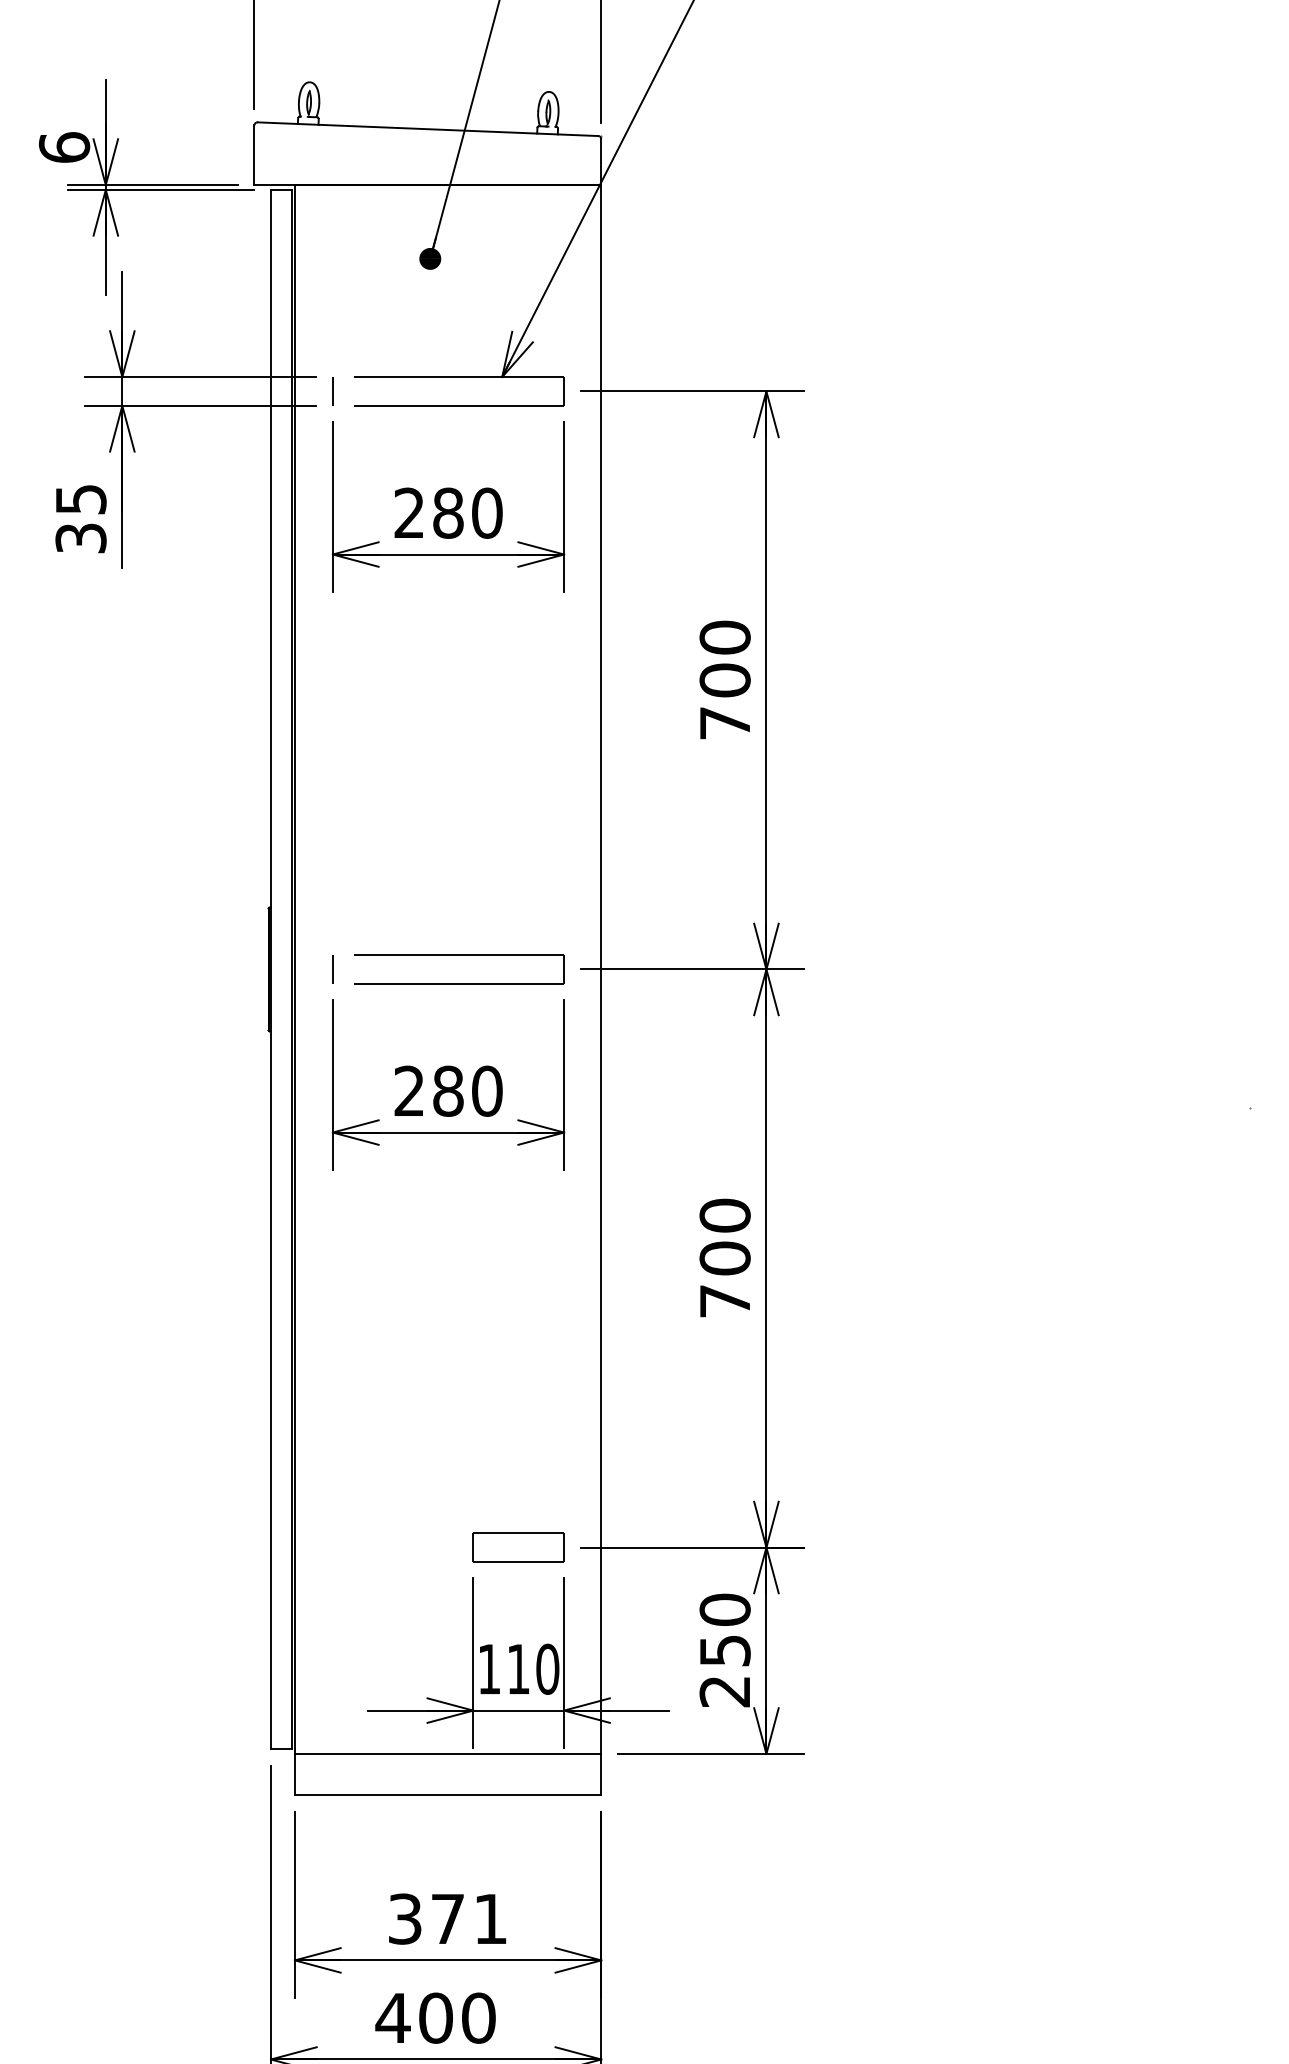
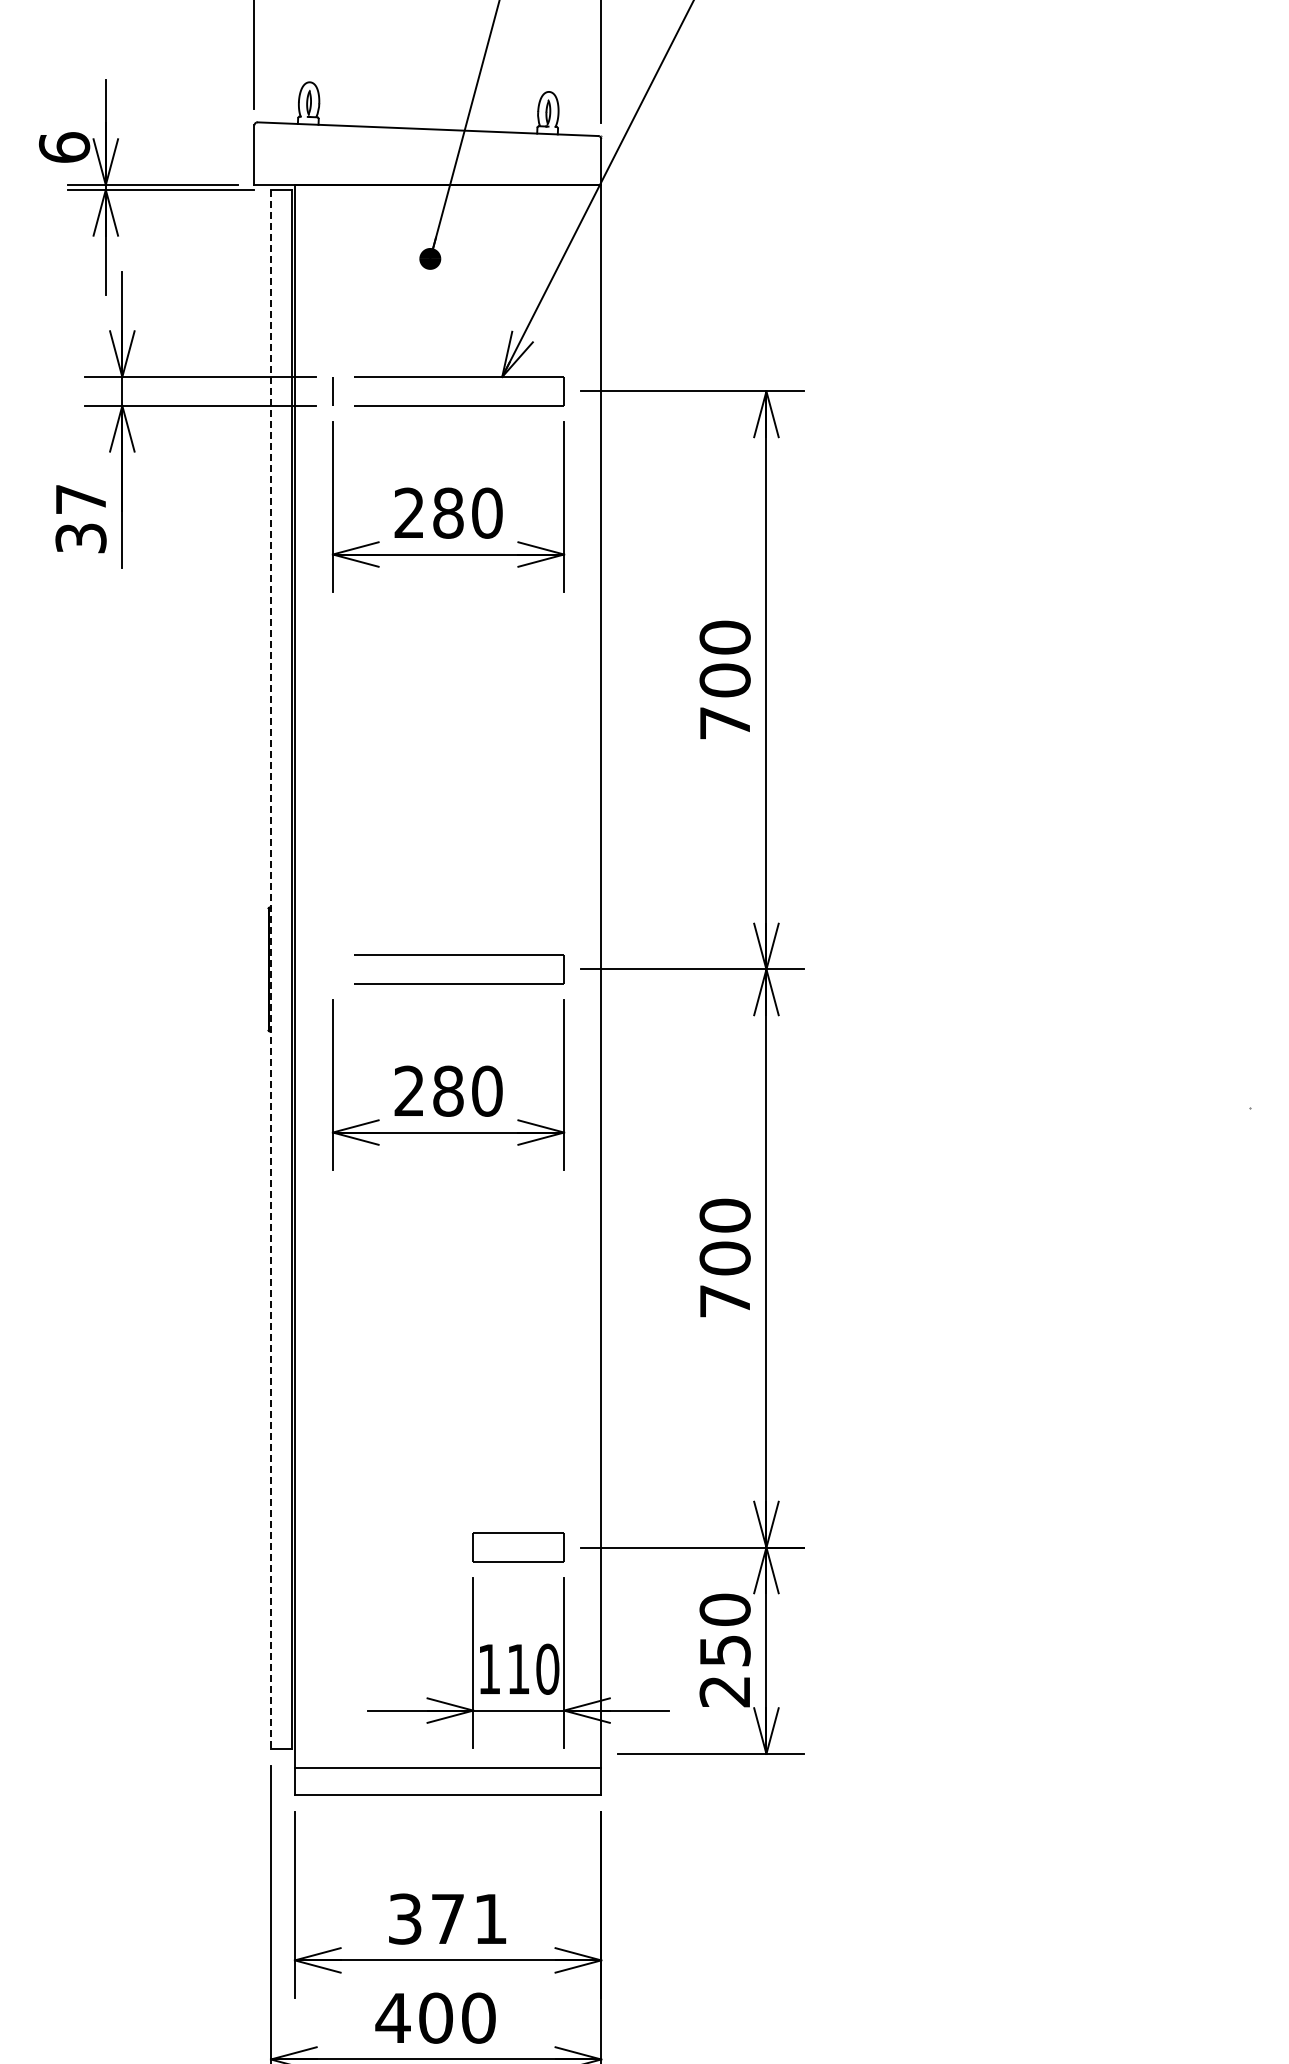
text: 35 -> 37 (81, 499)
line: solid -> dashed (270, 969)
line: present -> none (332, 969)
line position: (447, 1753) -> (447, 1767) (447, 1767)
